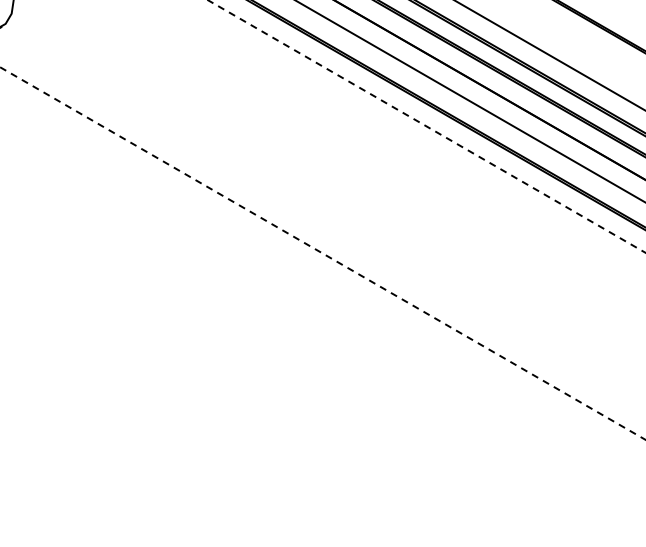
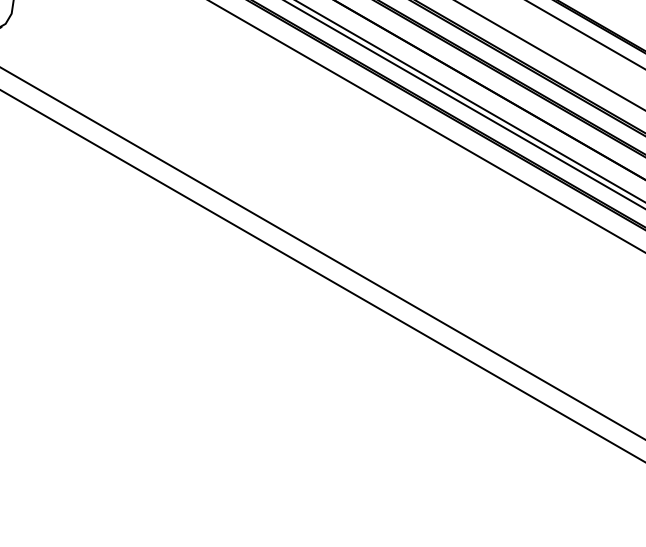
line: none -> present (585, 34)
line: none -> present (464, 104)
line: dashed -> solid (426, 126)
line: dashed -> solid (322, 253)
line: none -> present (322, 275)
